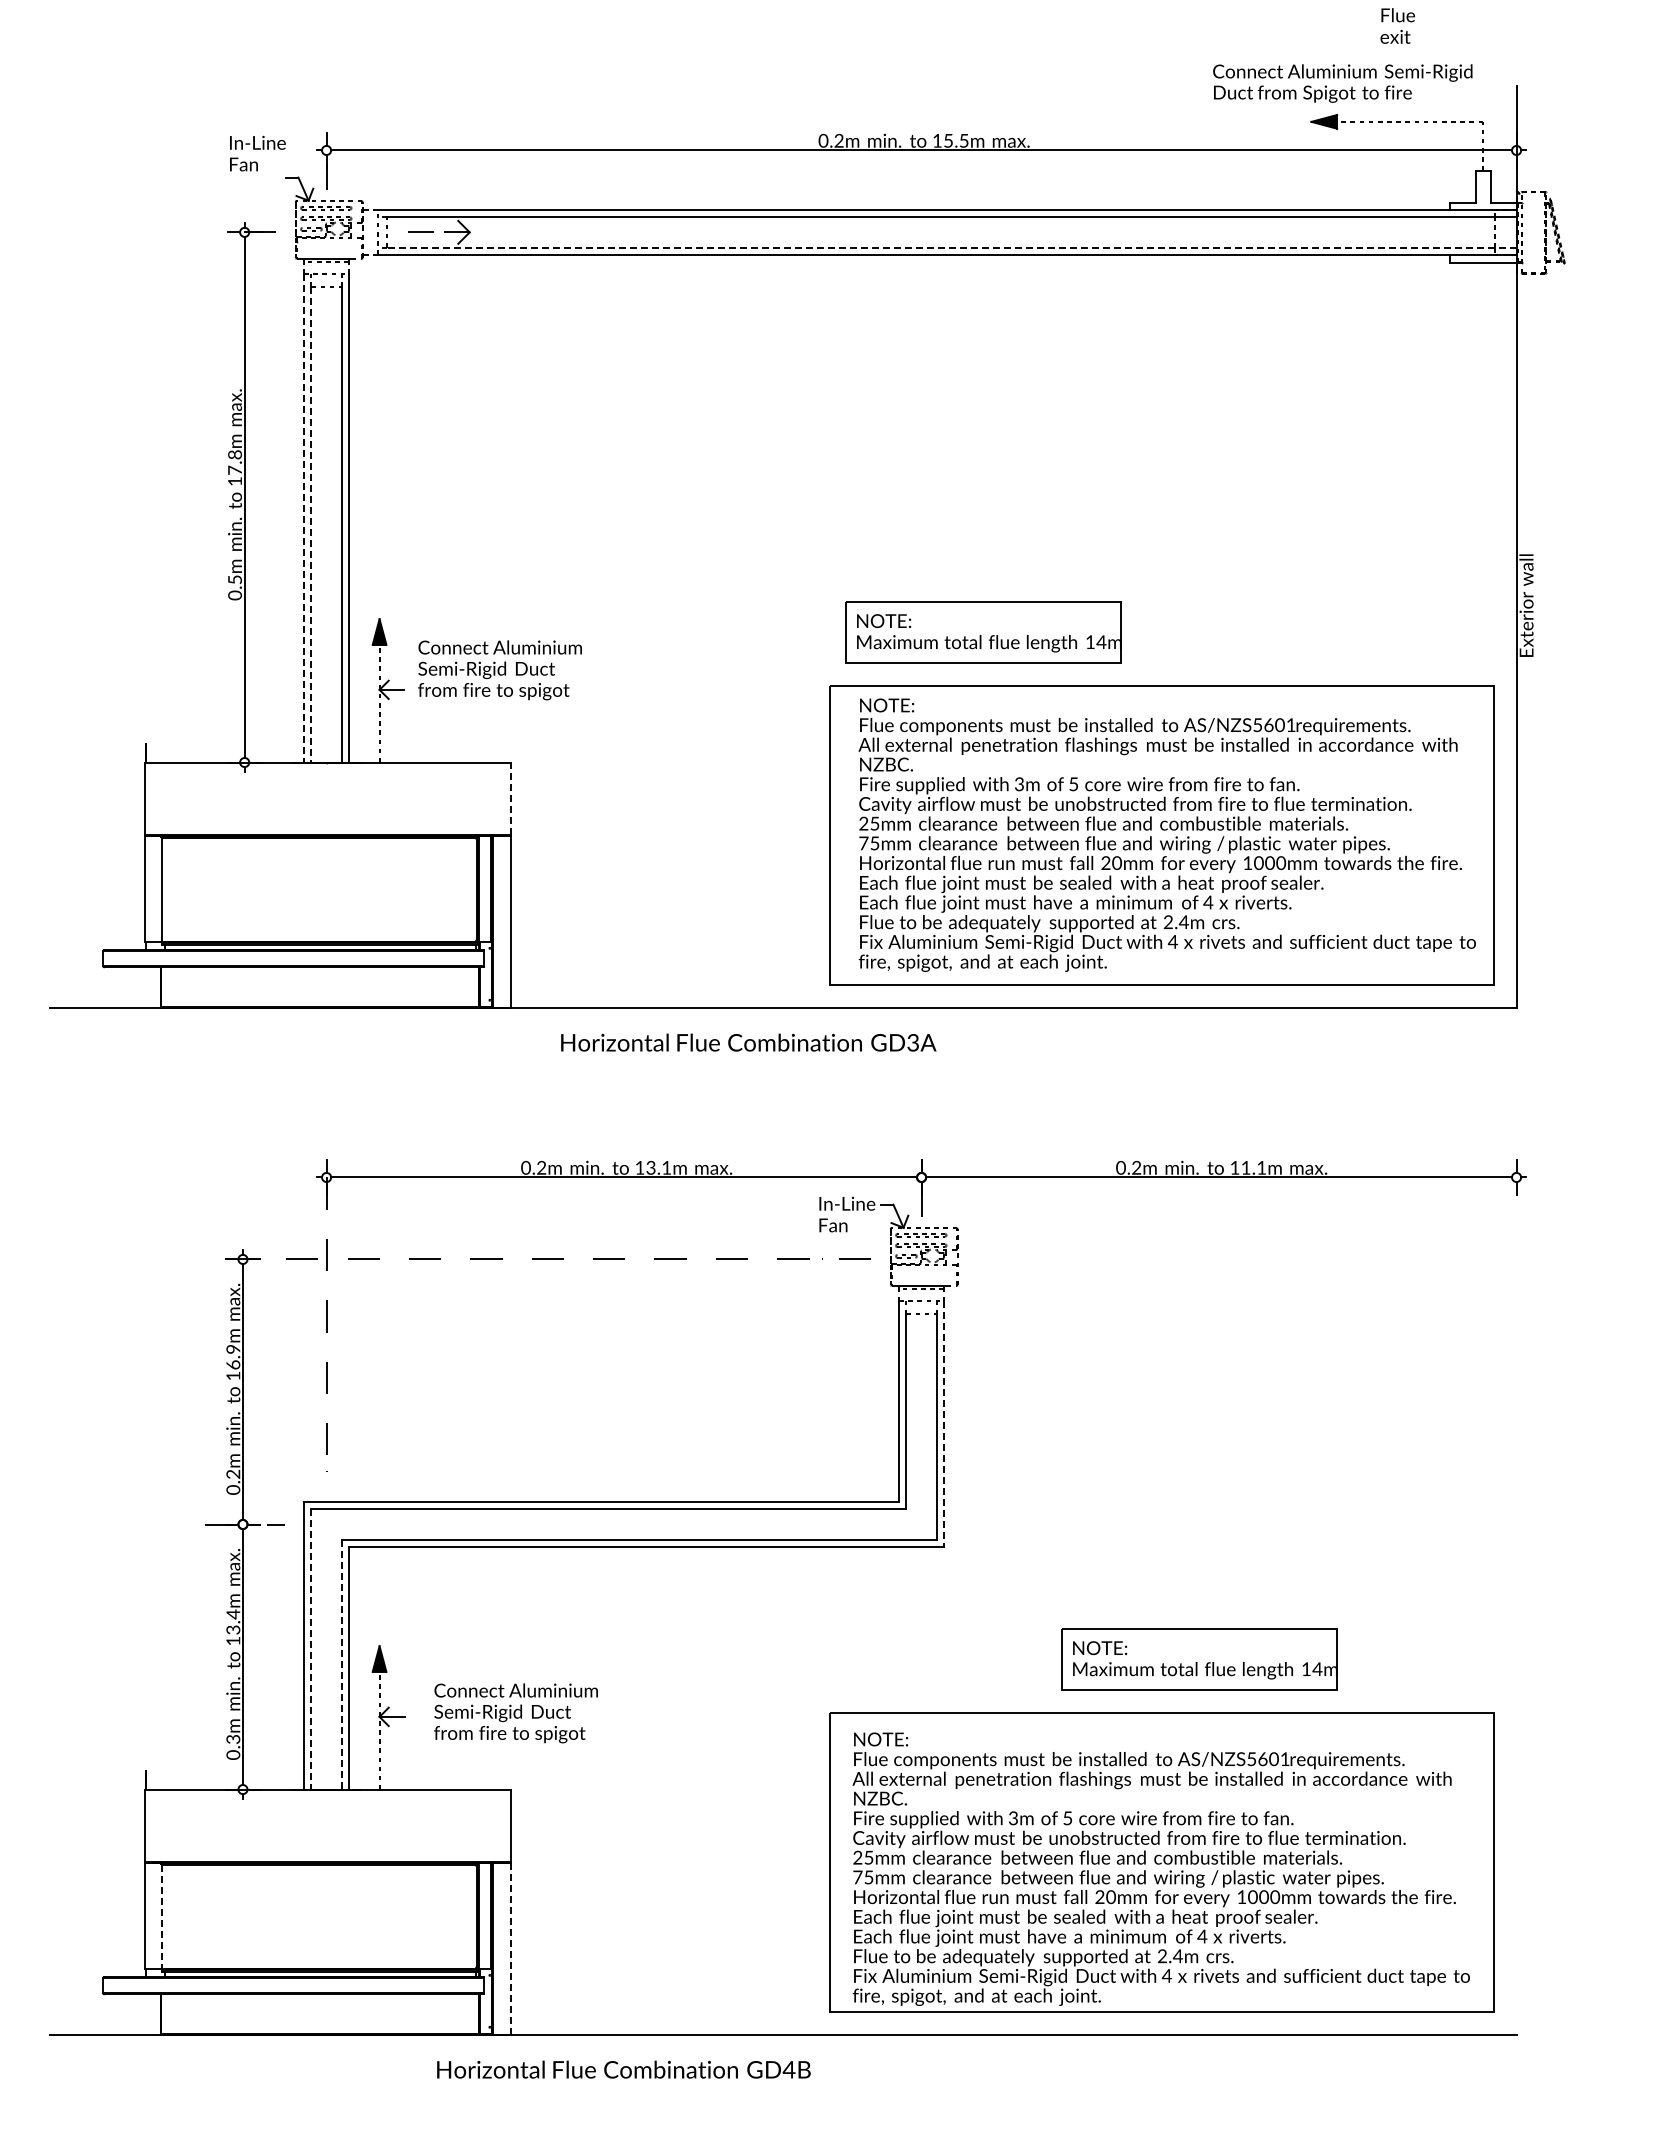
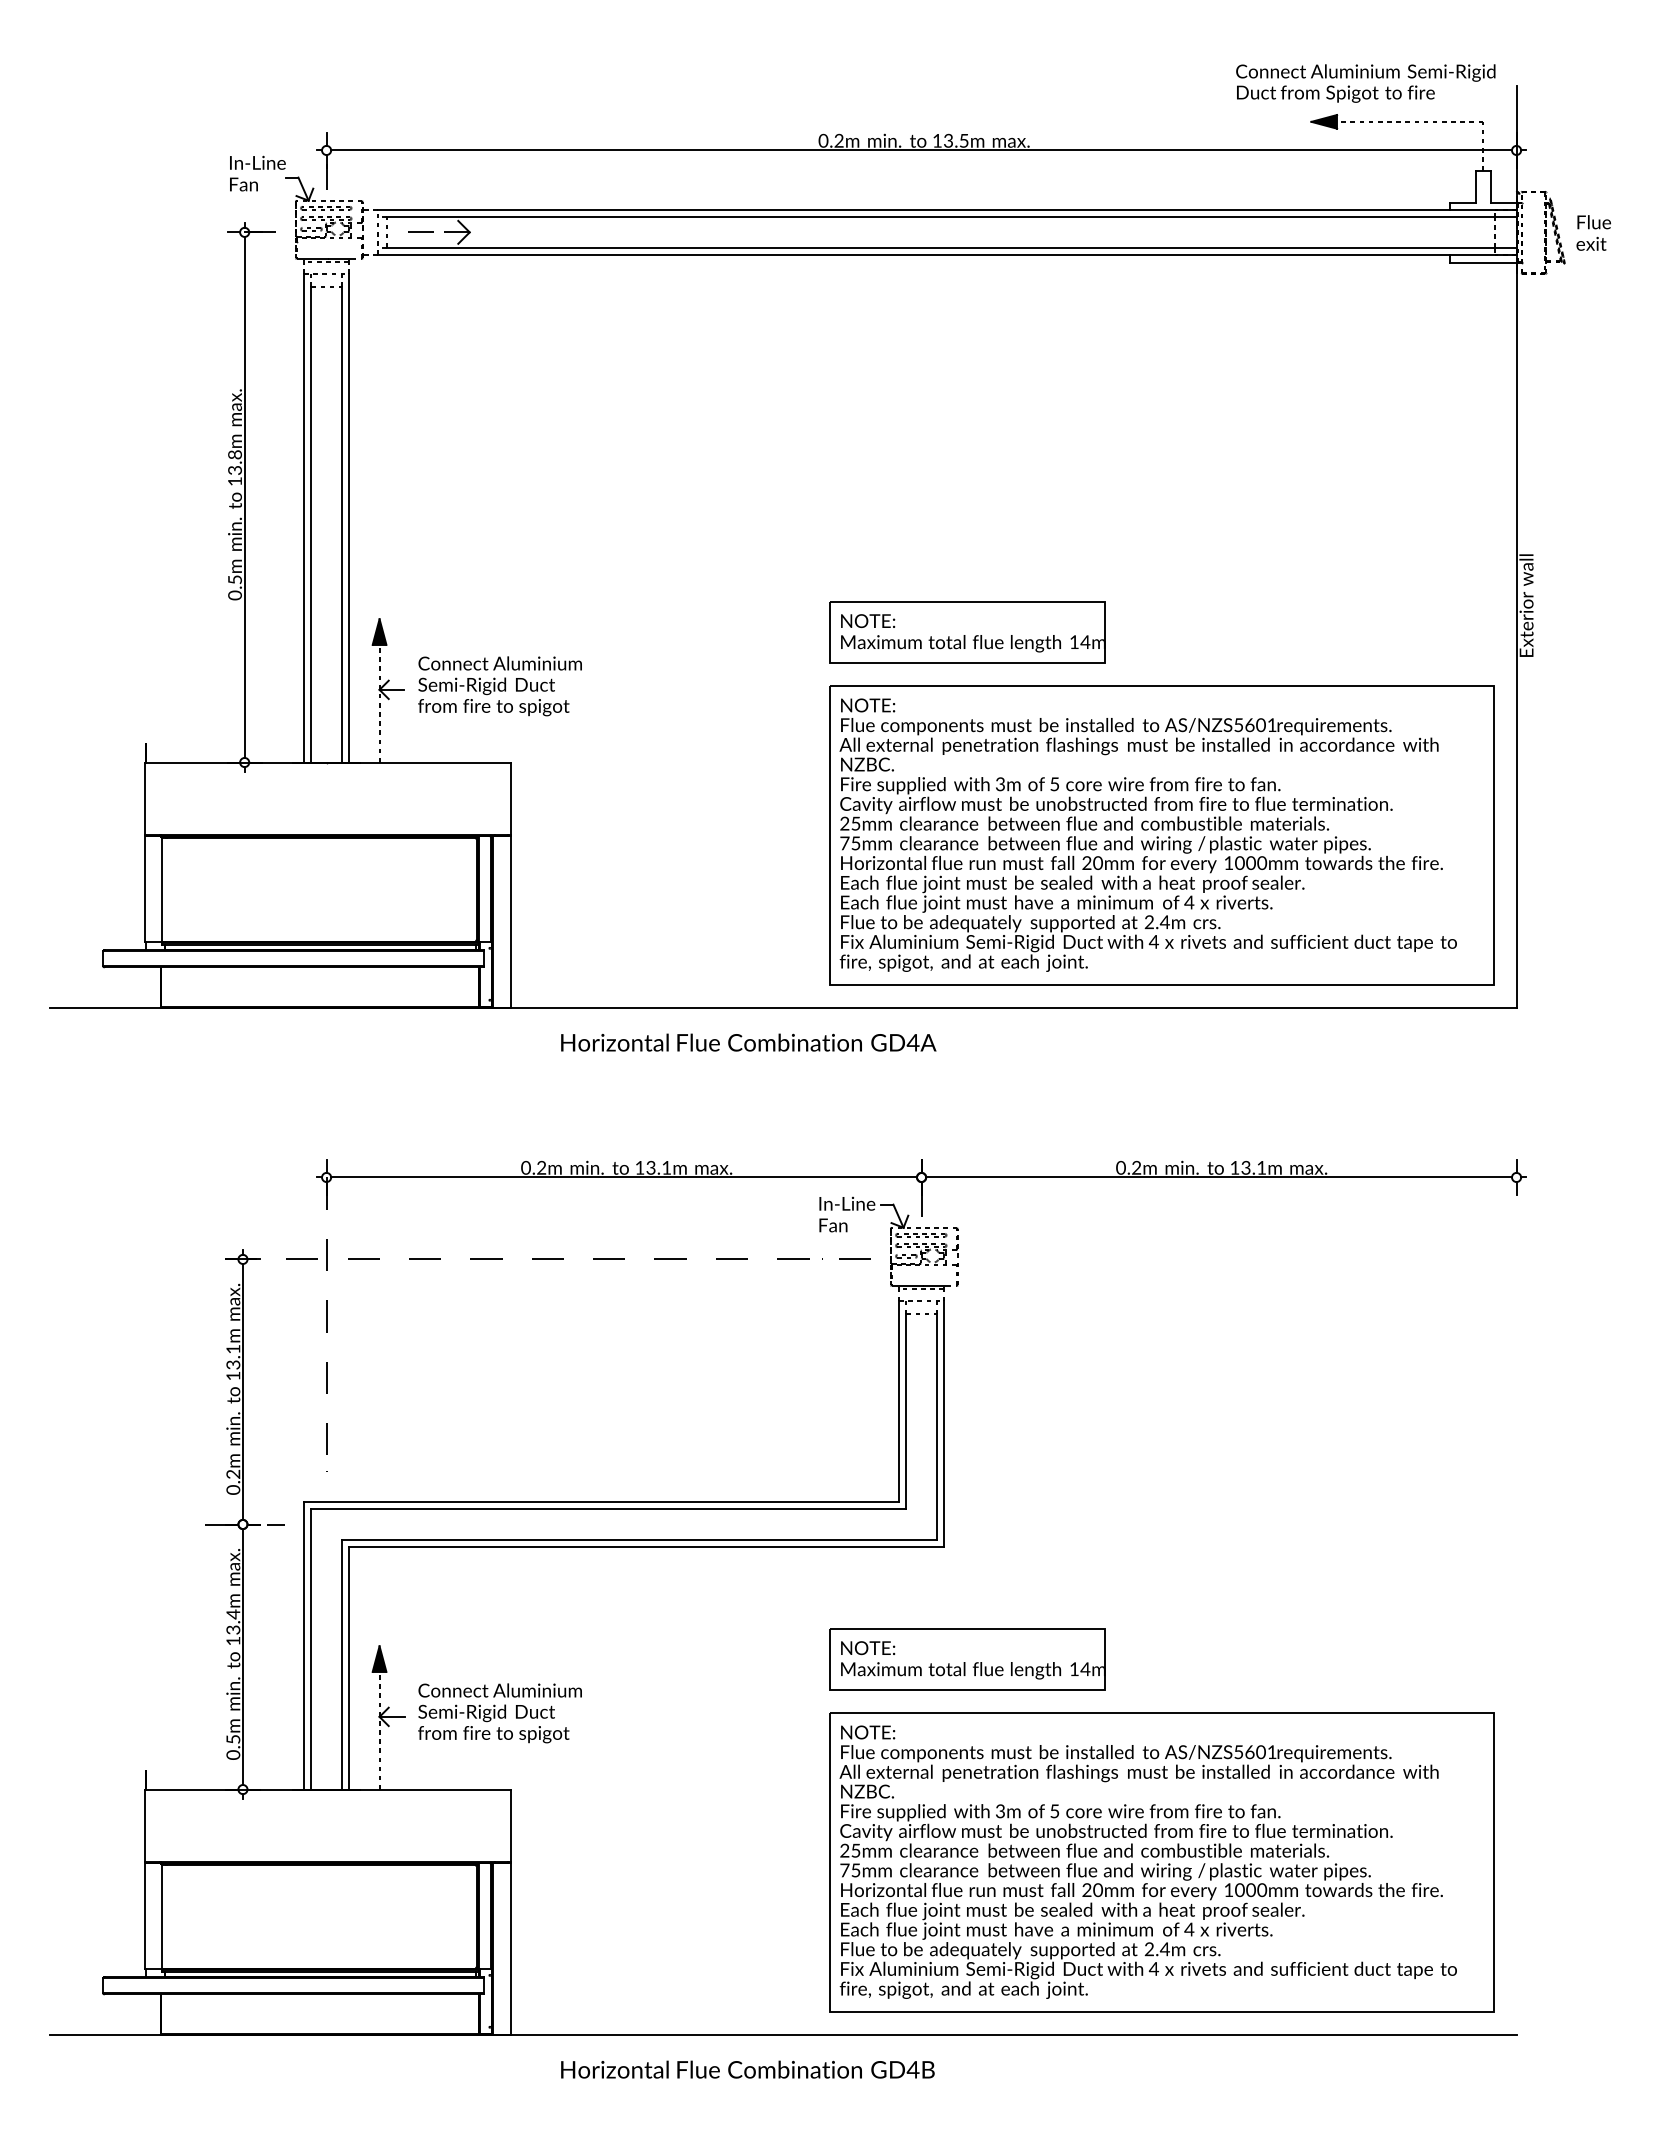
text position: (1397, 25) -> (1593, 232) (1593, 232)
text position: (1342, 83) -> (1365, 83) (1365, 83)
text: 15.5m -> 13.5m (948, 140)
text position: (257, 153) -> (257, 173) (257, 173)
line: dashed -> solid (951, 247)
text: 17.8m -> 13.8m (234, 469)
line: dashed -> solid (304, 518)
line: dashed -> solid (311, 524)
part position: (983, 632) -> (967, 632) (967, 632)
text position: (499, 670) -> (499, 686) (499, 686)
line: dashed -> solid (511, 798)
text position: (1166, 834) -> (1147, 834) (1147, 834)
text: GD3A -> GD4A (912, 1042)
text: 11.1m -> 13.1m (1245, 1167)
text: 16.9m -> 13.1m (233, 1357)
line: dashed -> solid (944, 1424)
line: dashed -> solid (311, 1649)
part position: (1199, 1659) -> (967, 1659) (967, 1659)
line: dashed -> solid (341, 1664)
text position: (515, 1713) -> (499, 1713) (499, 1713)
text: 0.3m -> 0.5m (233, 1739)
text position: (1160, 1868) -> (1147, 1861) (1147, 1861)
line: dashed -> solid (161, 1917)
line: dashed -> solid (511, 1949)
text position: (623, 2069) -> (747, 2069) (747, 2069)
